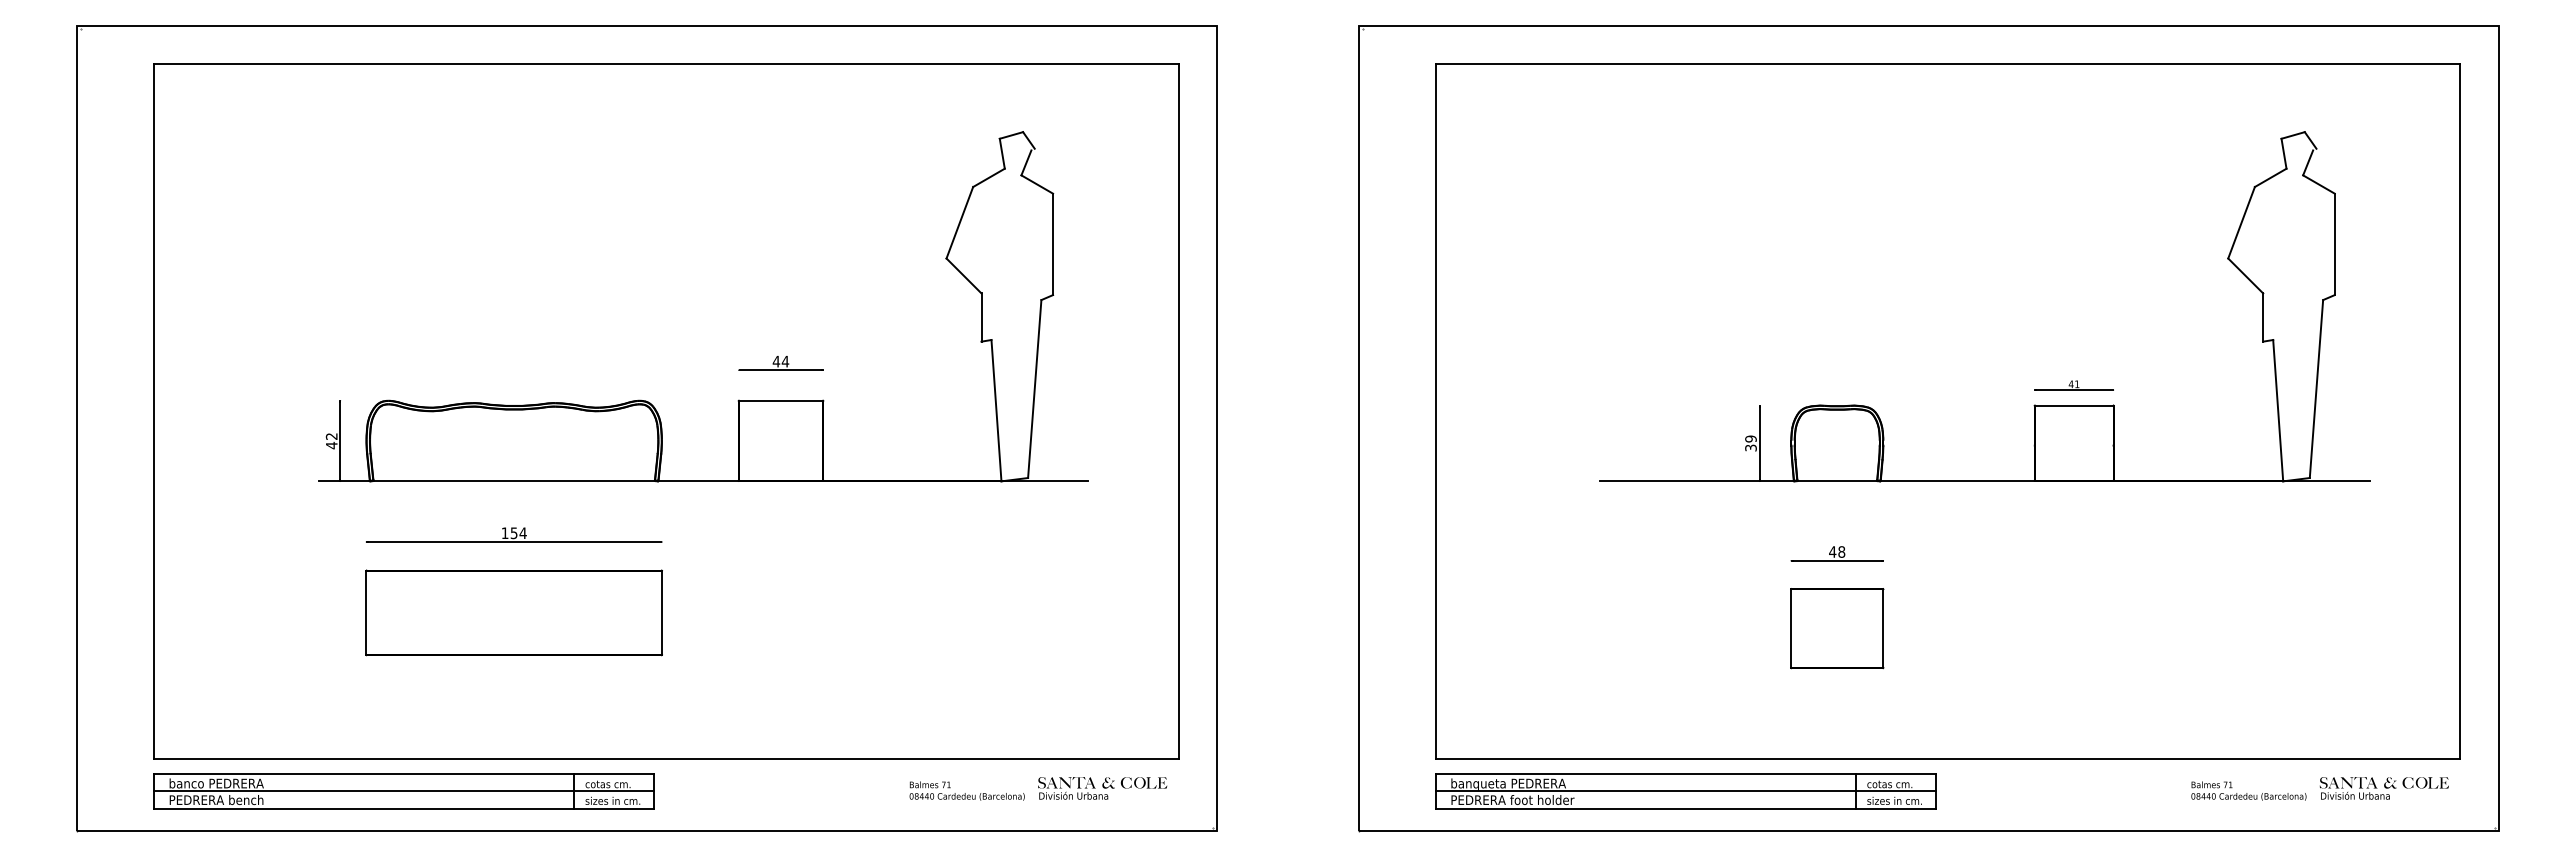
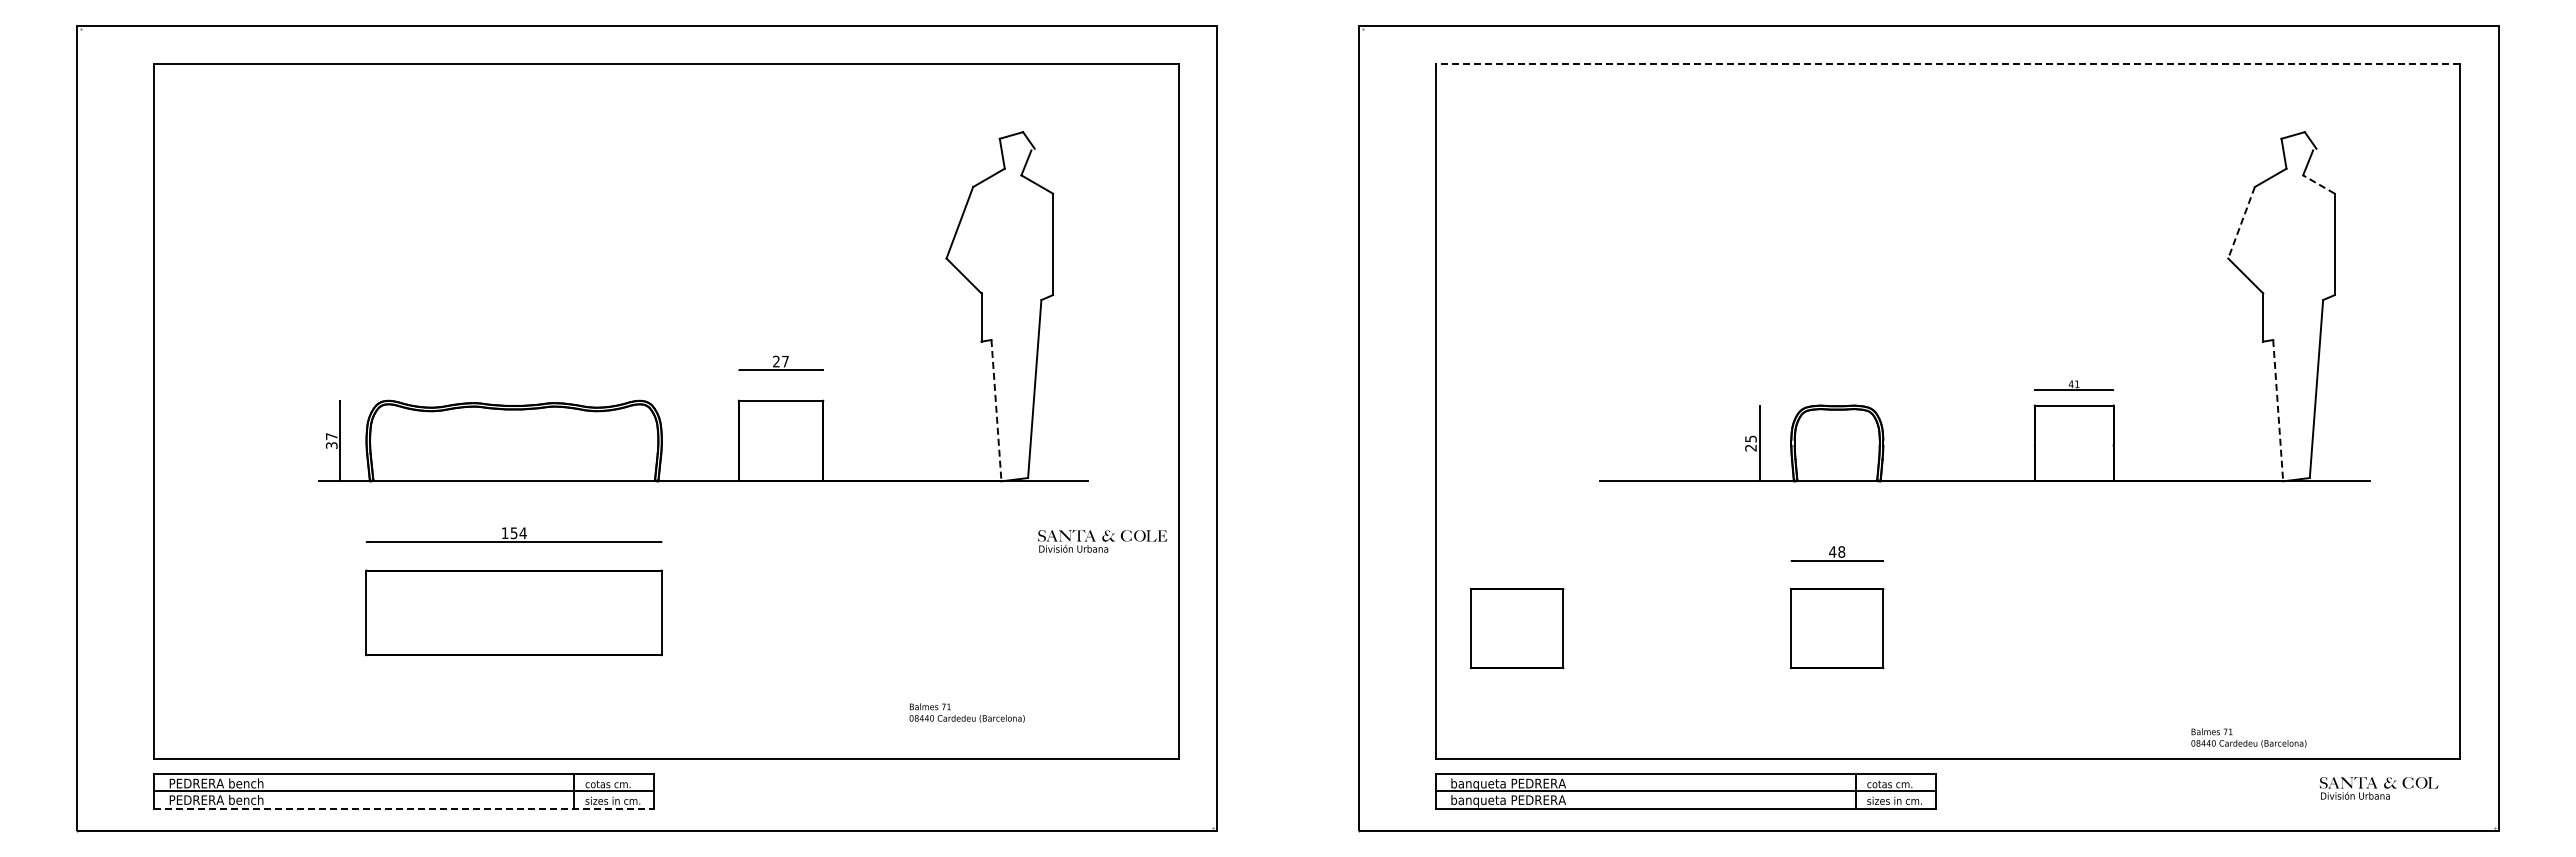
line: solid -> dashed (1947, 63)
line: solid -> dashed (2318, 184)
line: solid -> dashed (2241, 223)
text: 44 -> 27 (780, 361)
line: solid -> dashed (996, 410)
line: solid -> dashed (2278, 410)
text: 42 -> 37 (331, 441)
text: 39 -> 25 (1750, 443)
part: none -> present (1517, 628)
fill: present -> none (2443, 782)
text: banco PEDRERA -> PEDRERA bench (216, 783)
text position: (1102, 788) -> (1102, 541) (1102, 541)
text position: (966, 790) -> (966, 712) (966, 712)
text position: (2248, 790) -> (2248, 737) (2248, 737)
text: PEDRERA foot holder -> banqueta PEDRERA (1512, 801)
line: solid -> dashed (404, 808)
